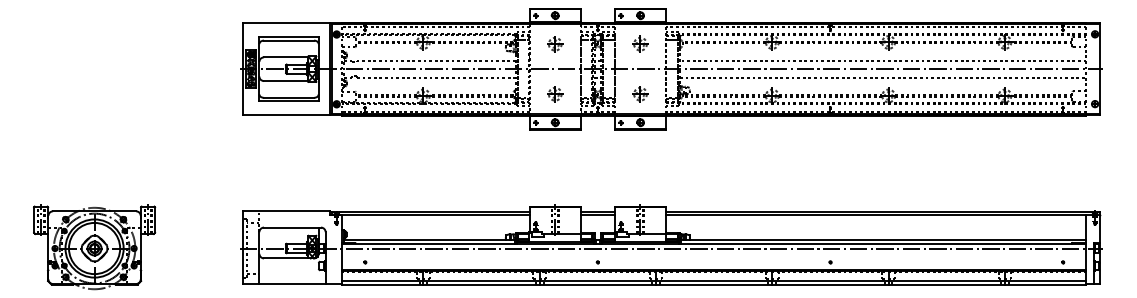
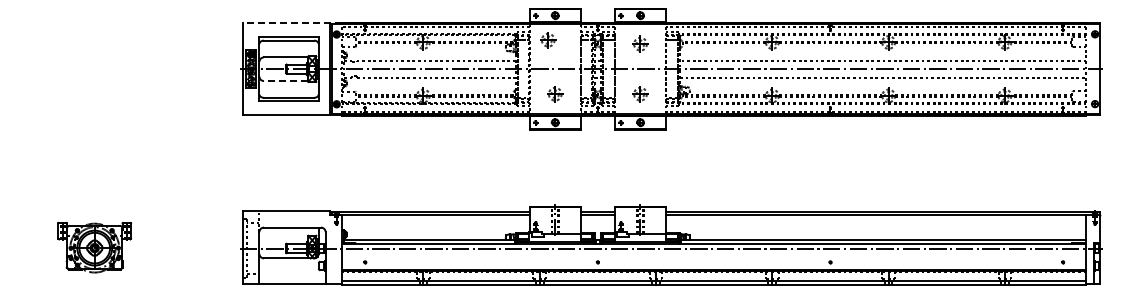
line: solid -> dashed (292, 23)
part position: (555, 44) -> (548, 40) (548, 40)
line: solid -> dashed (285, 81)
part size: 124x87 px -> 76x53 px (94, 247)
